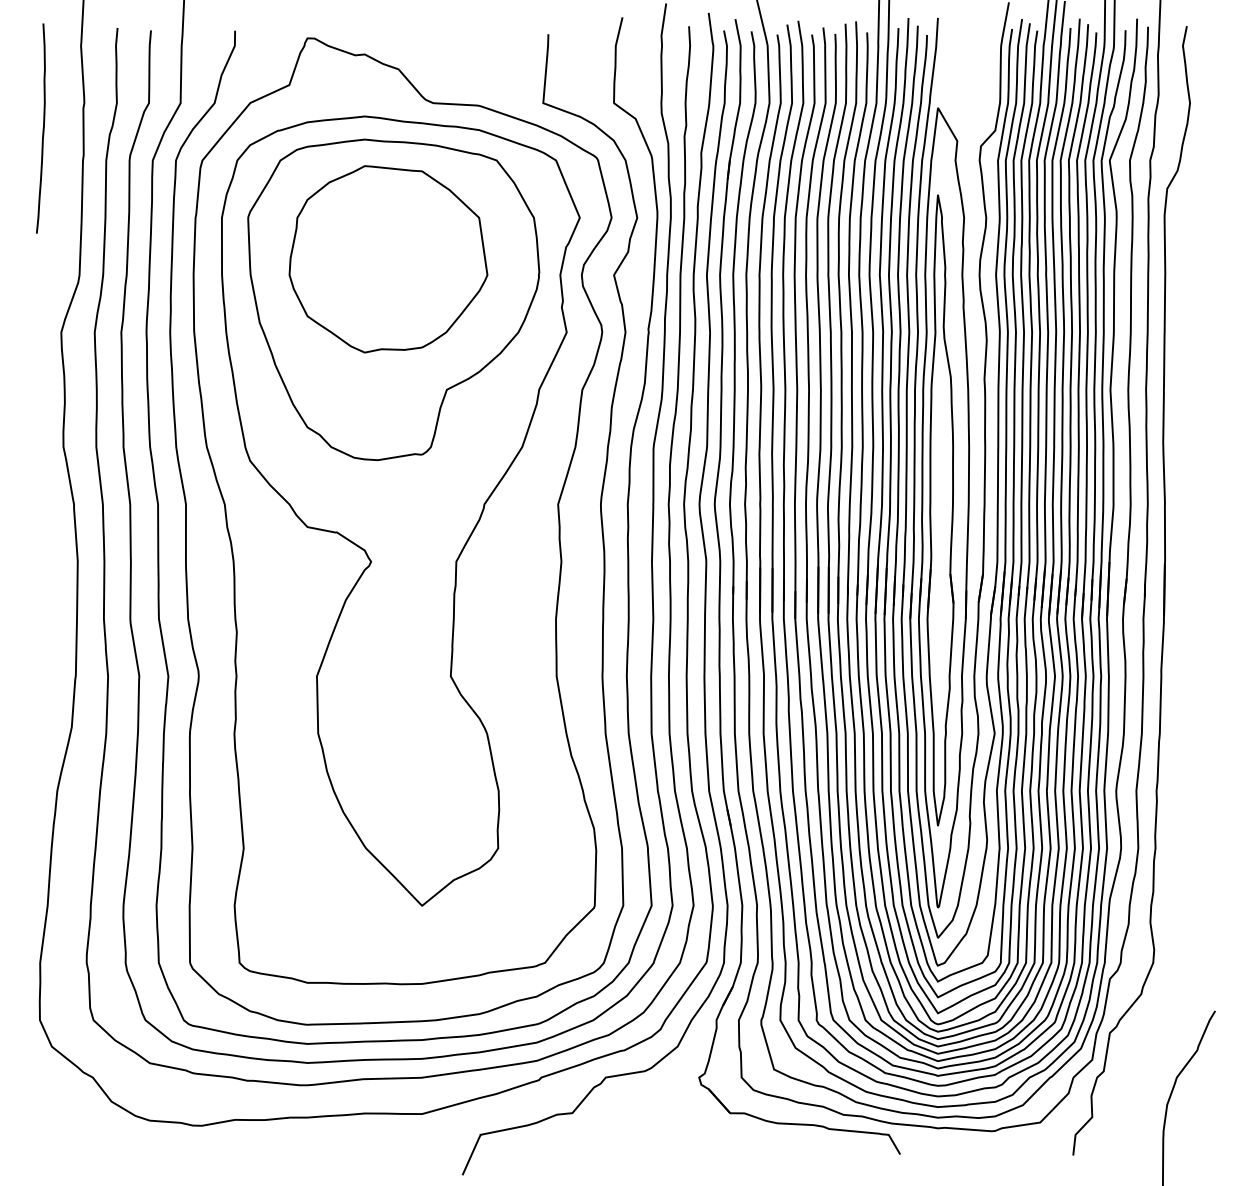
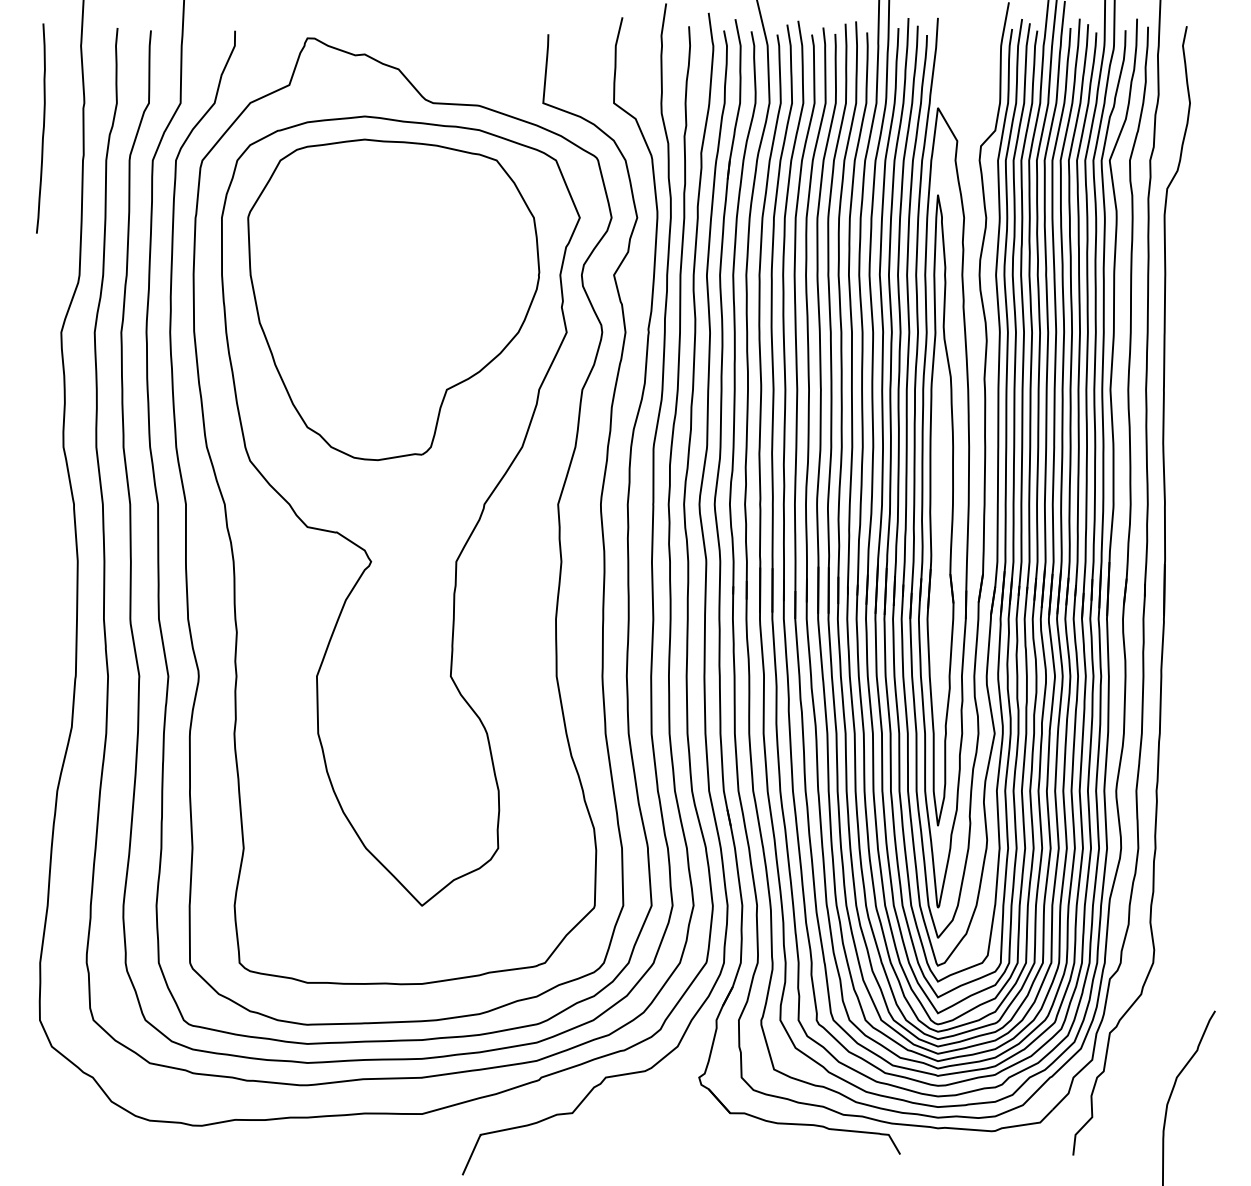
part: present -> none (388, 259)
